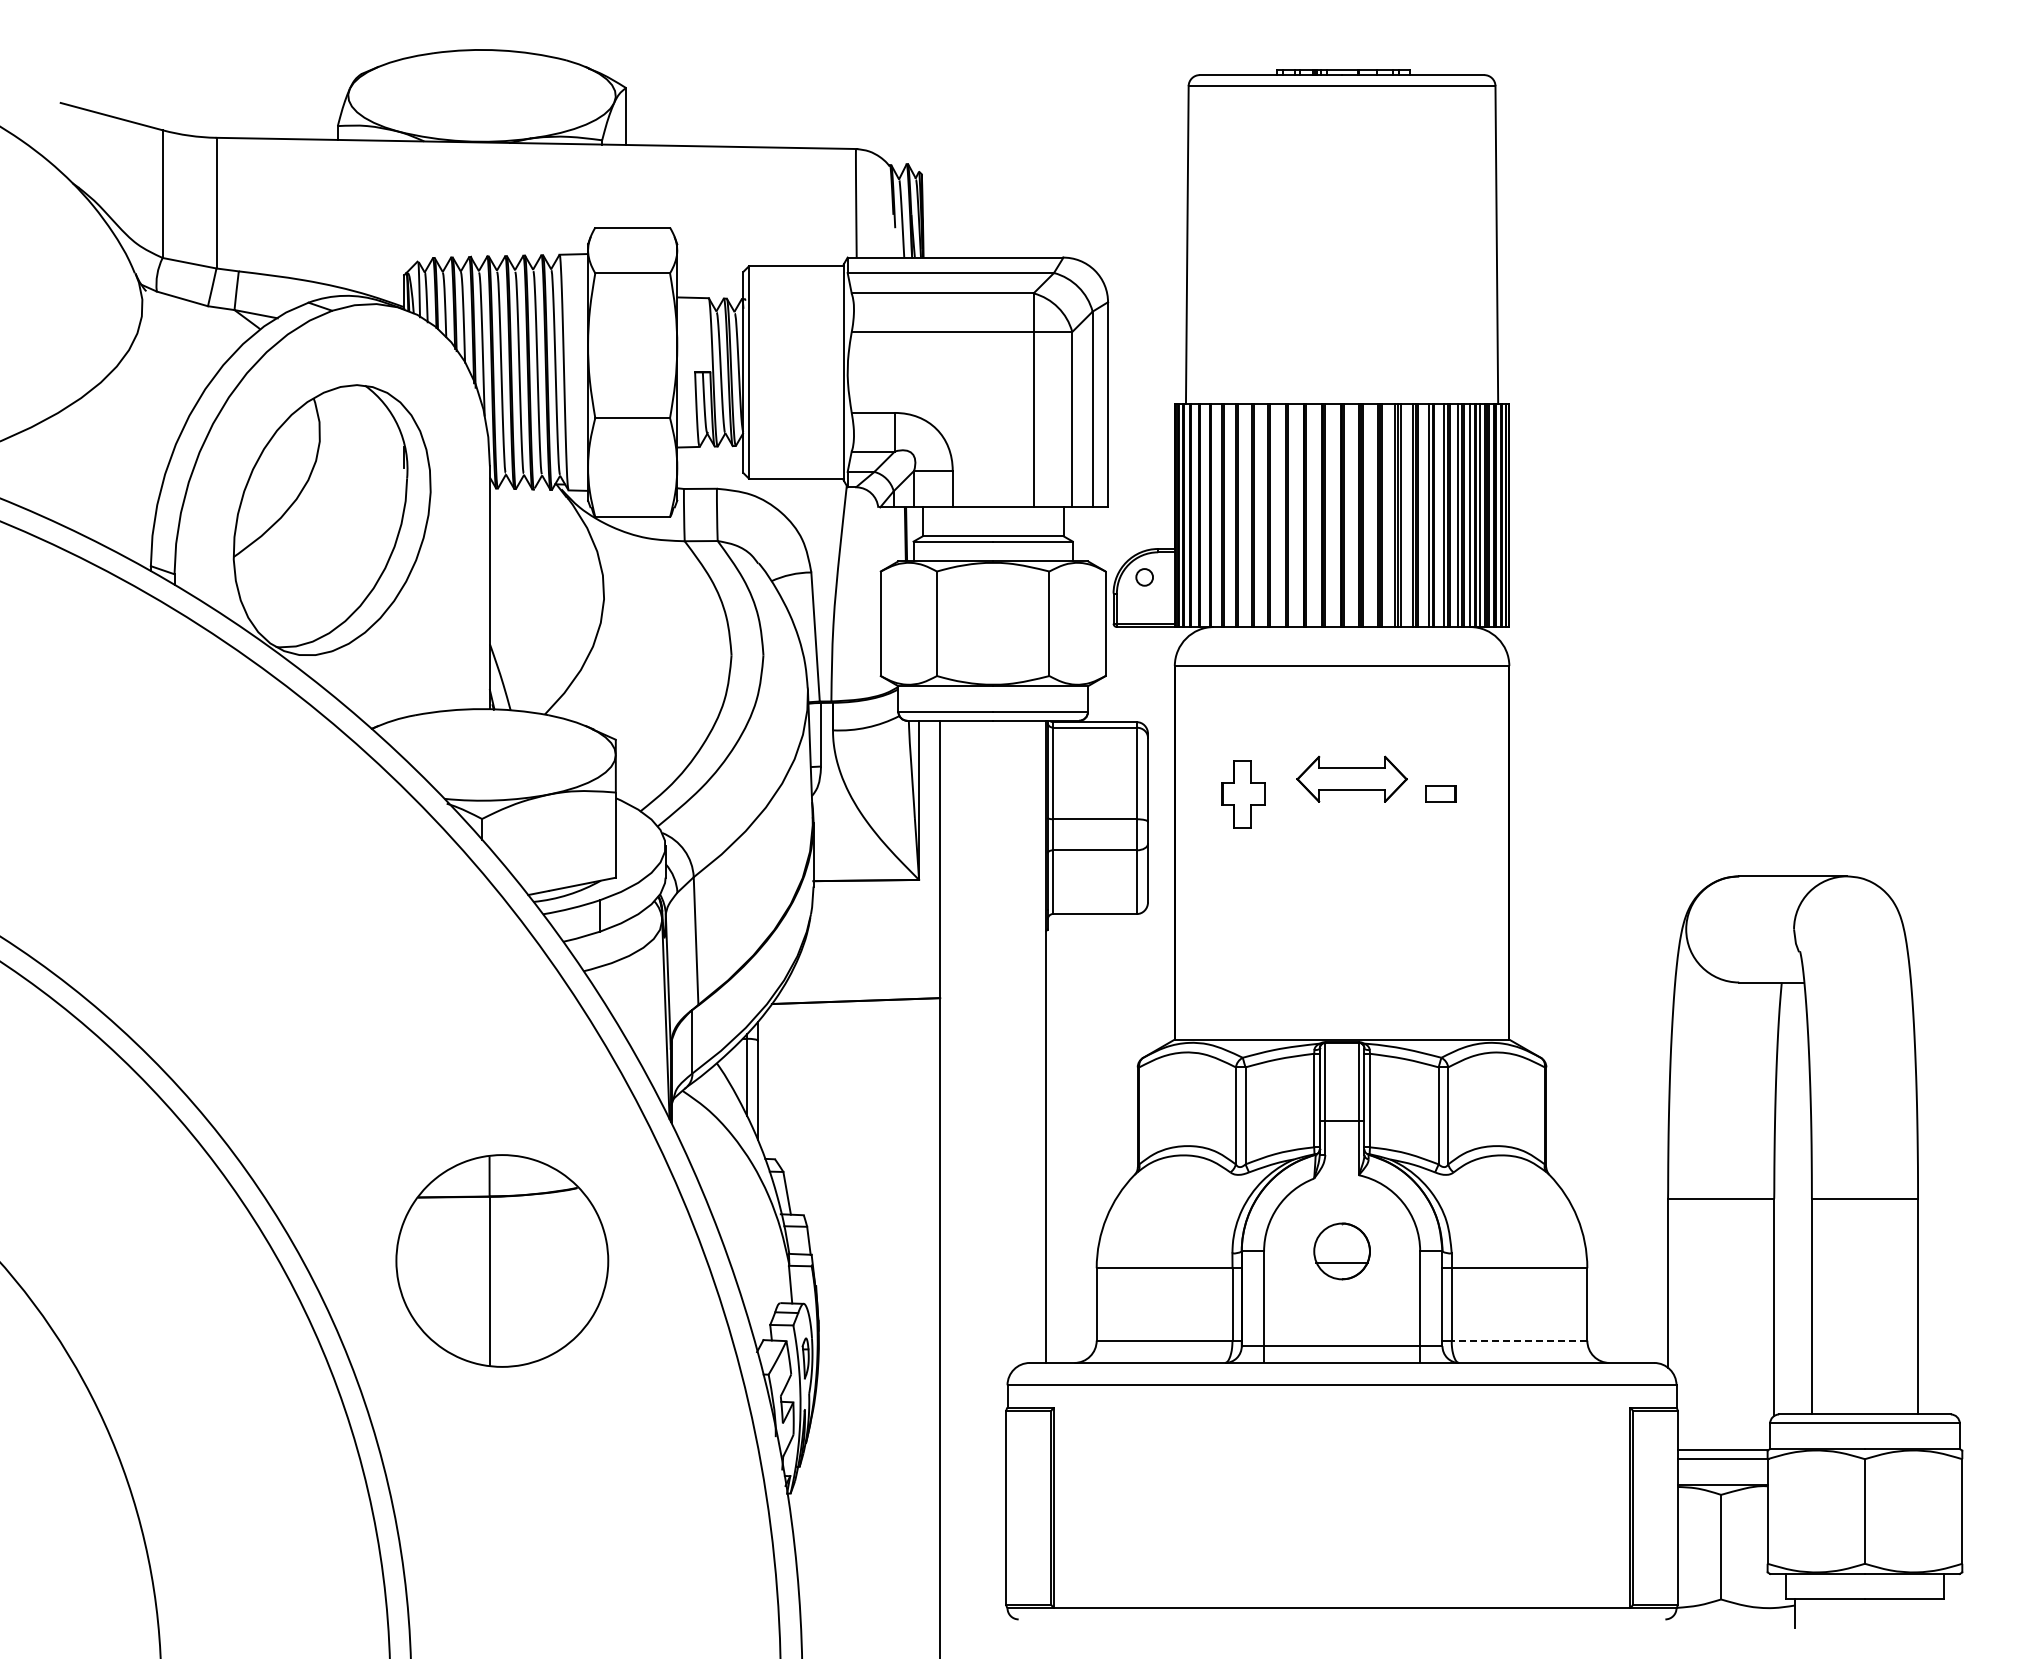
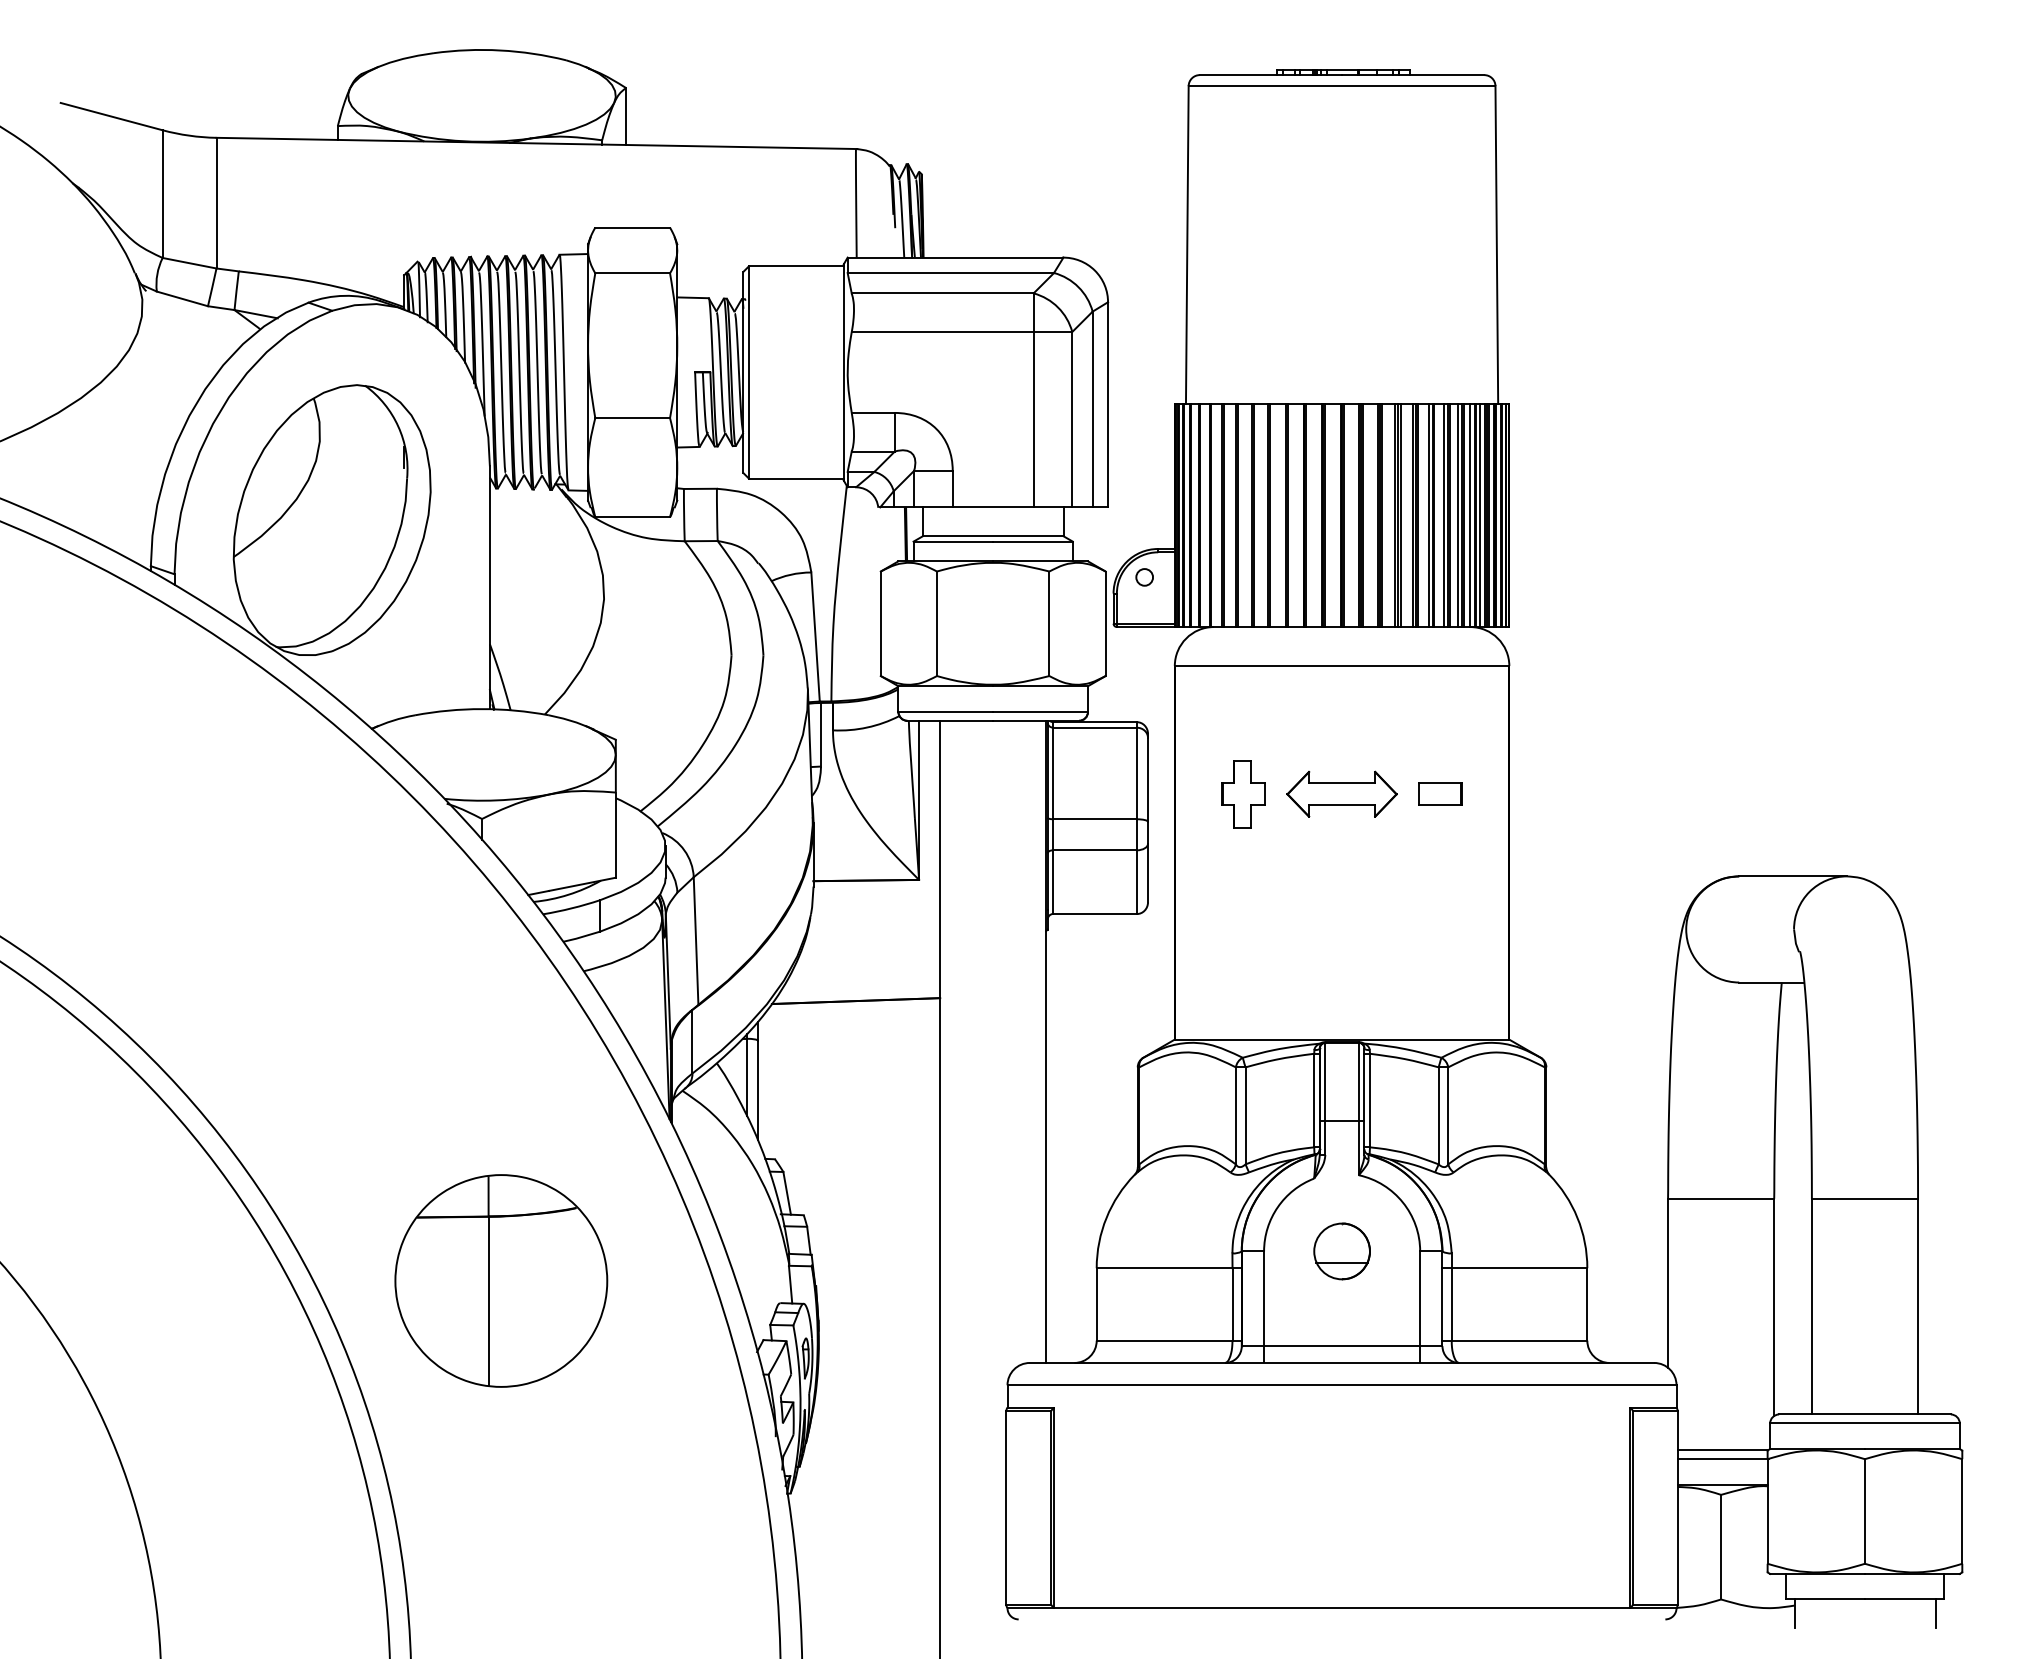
part position: (1351, 778) -> (1341, 793) (1341, 793)
part size: 32x18 px -> 45x24 px (1440, 793)
part position: (502, 1260) -> (501, 1280) (501, 1280)
line: dashed -> solid (1519, 1340)
line: none -> present (1935, 1613)
